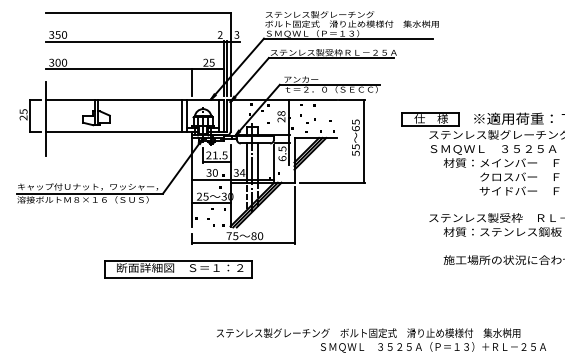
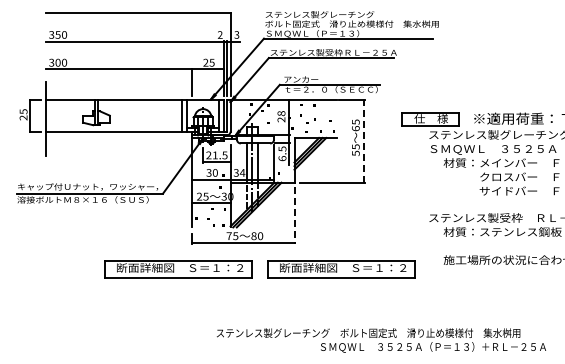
line: solid -> dashed (363, 141)
line: solid -> dashed (294, 215)
part: none -> present (341, 269)
